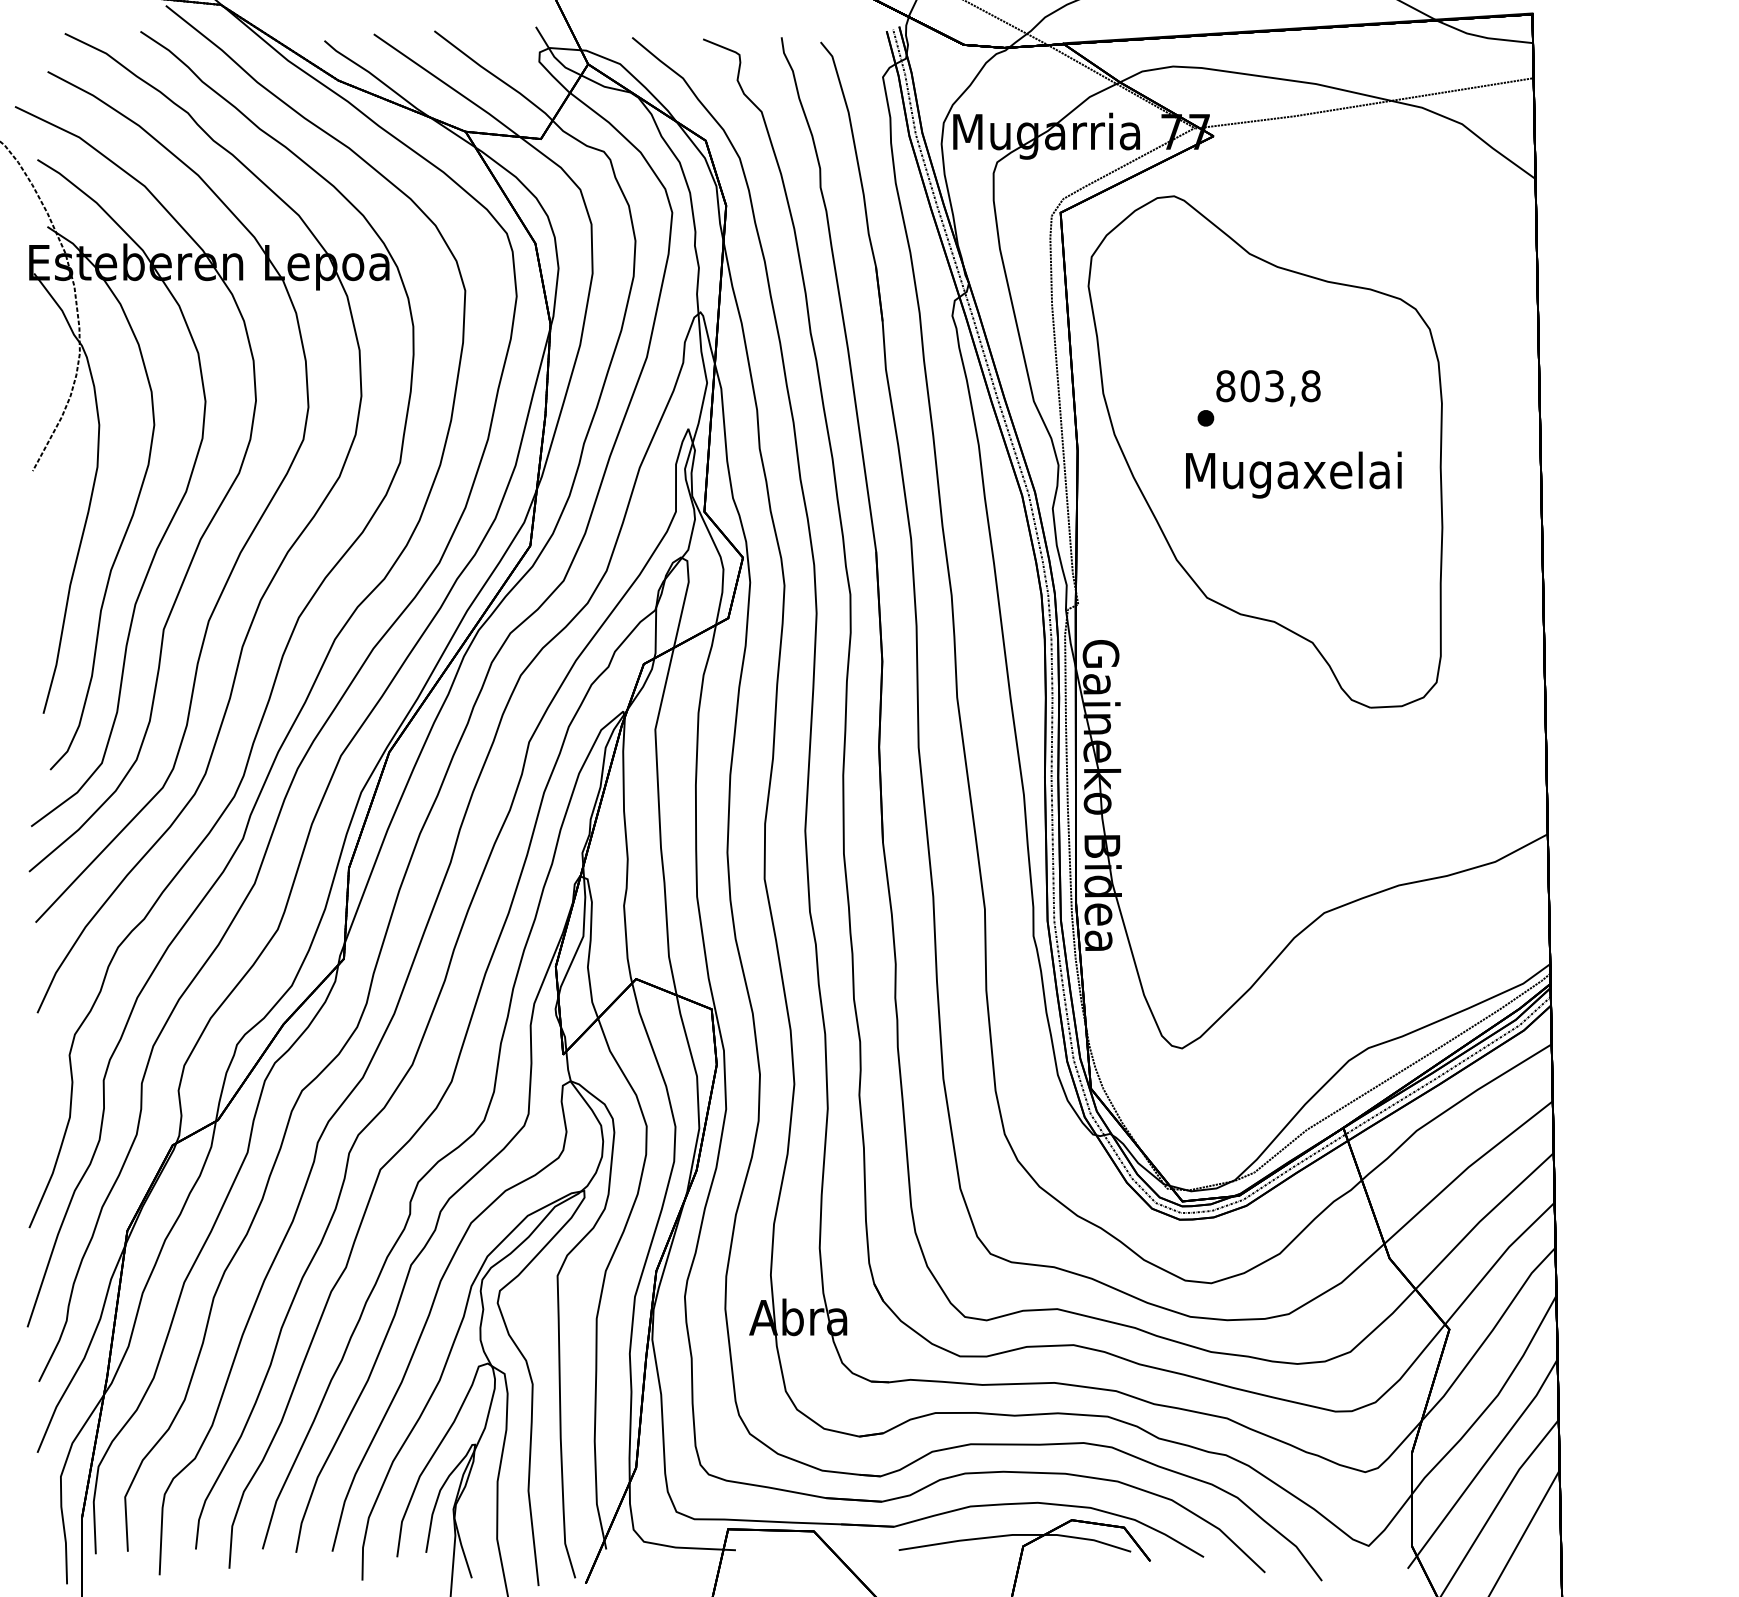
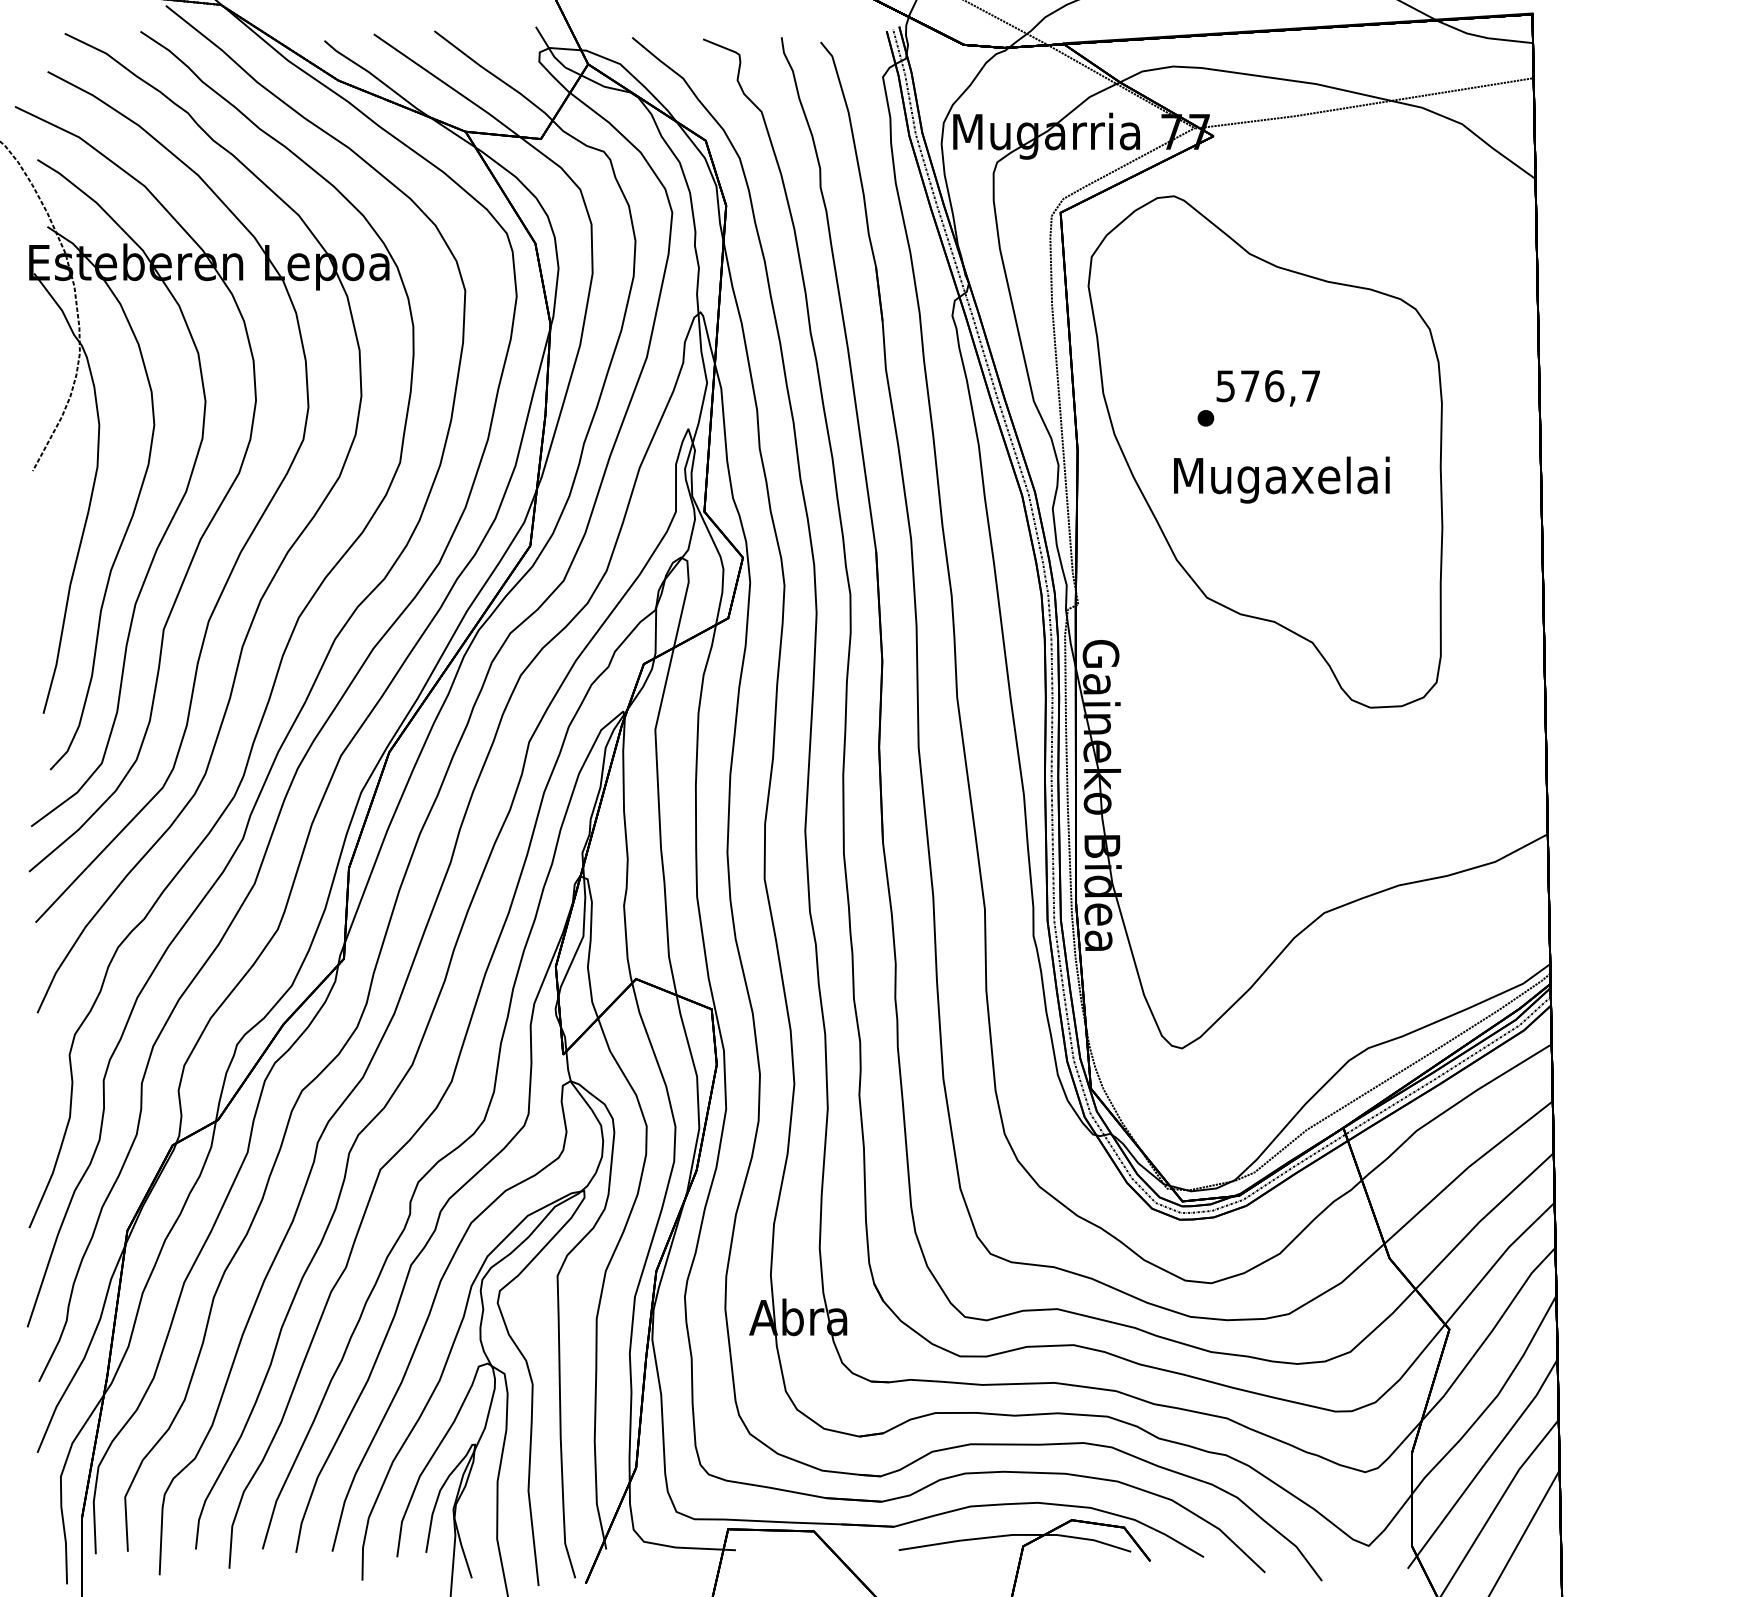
text: 803,8 -> 576,7 (1268, 386)
text position: (1293, 474) -> (1281, 479) (1281, 479)
